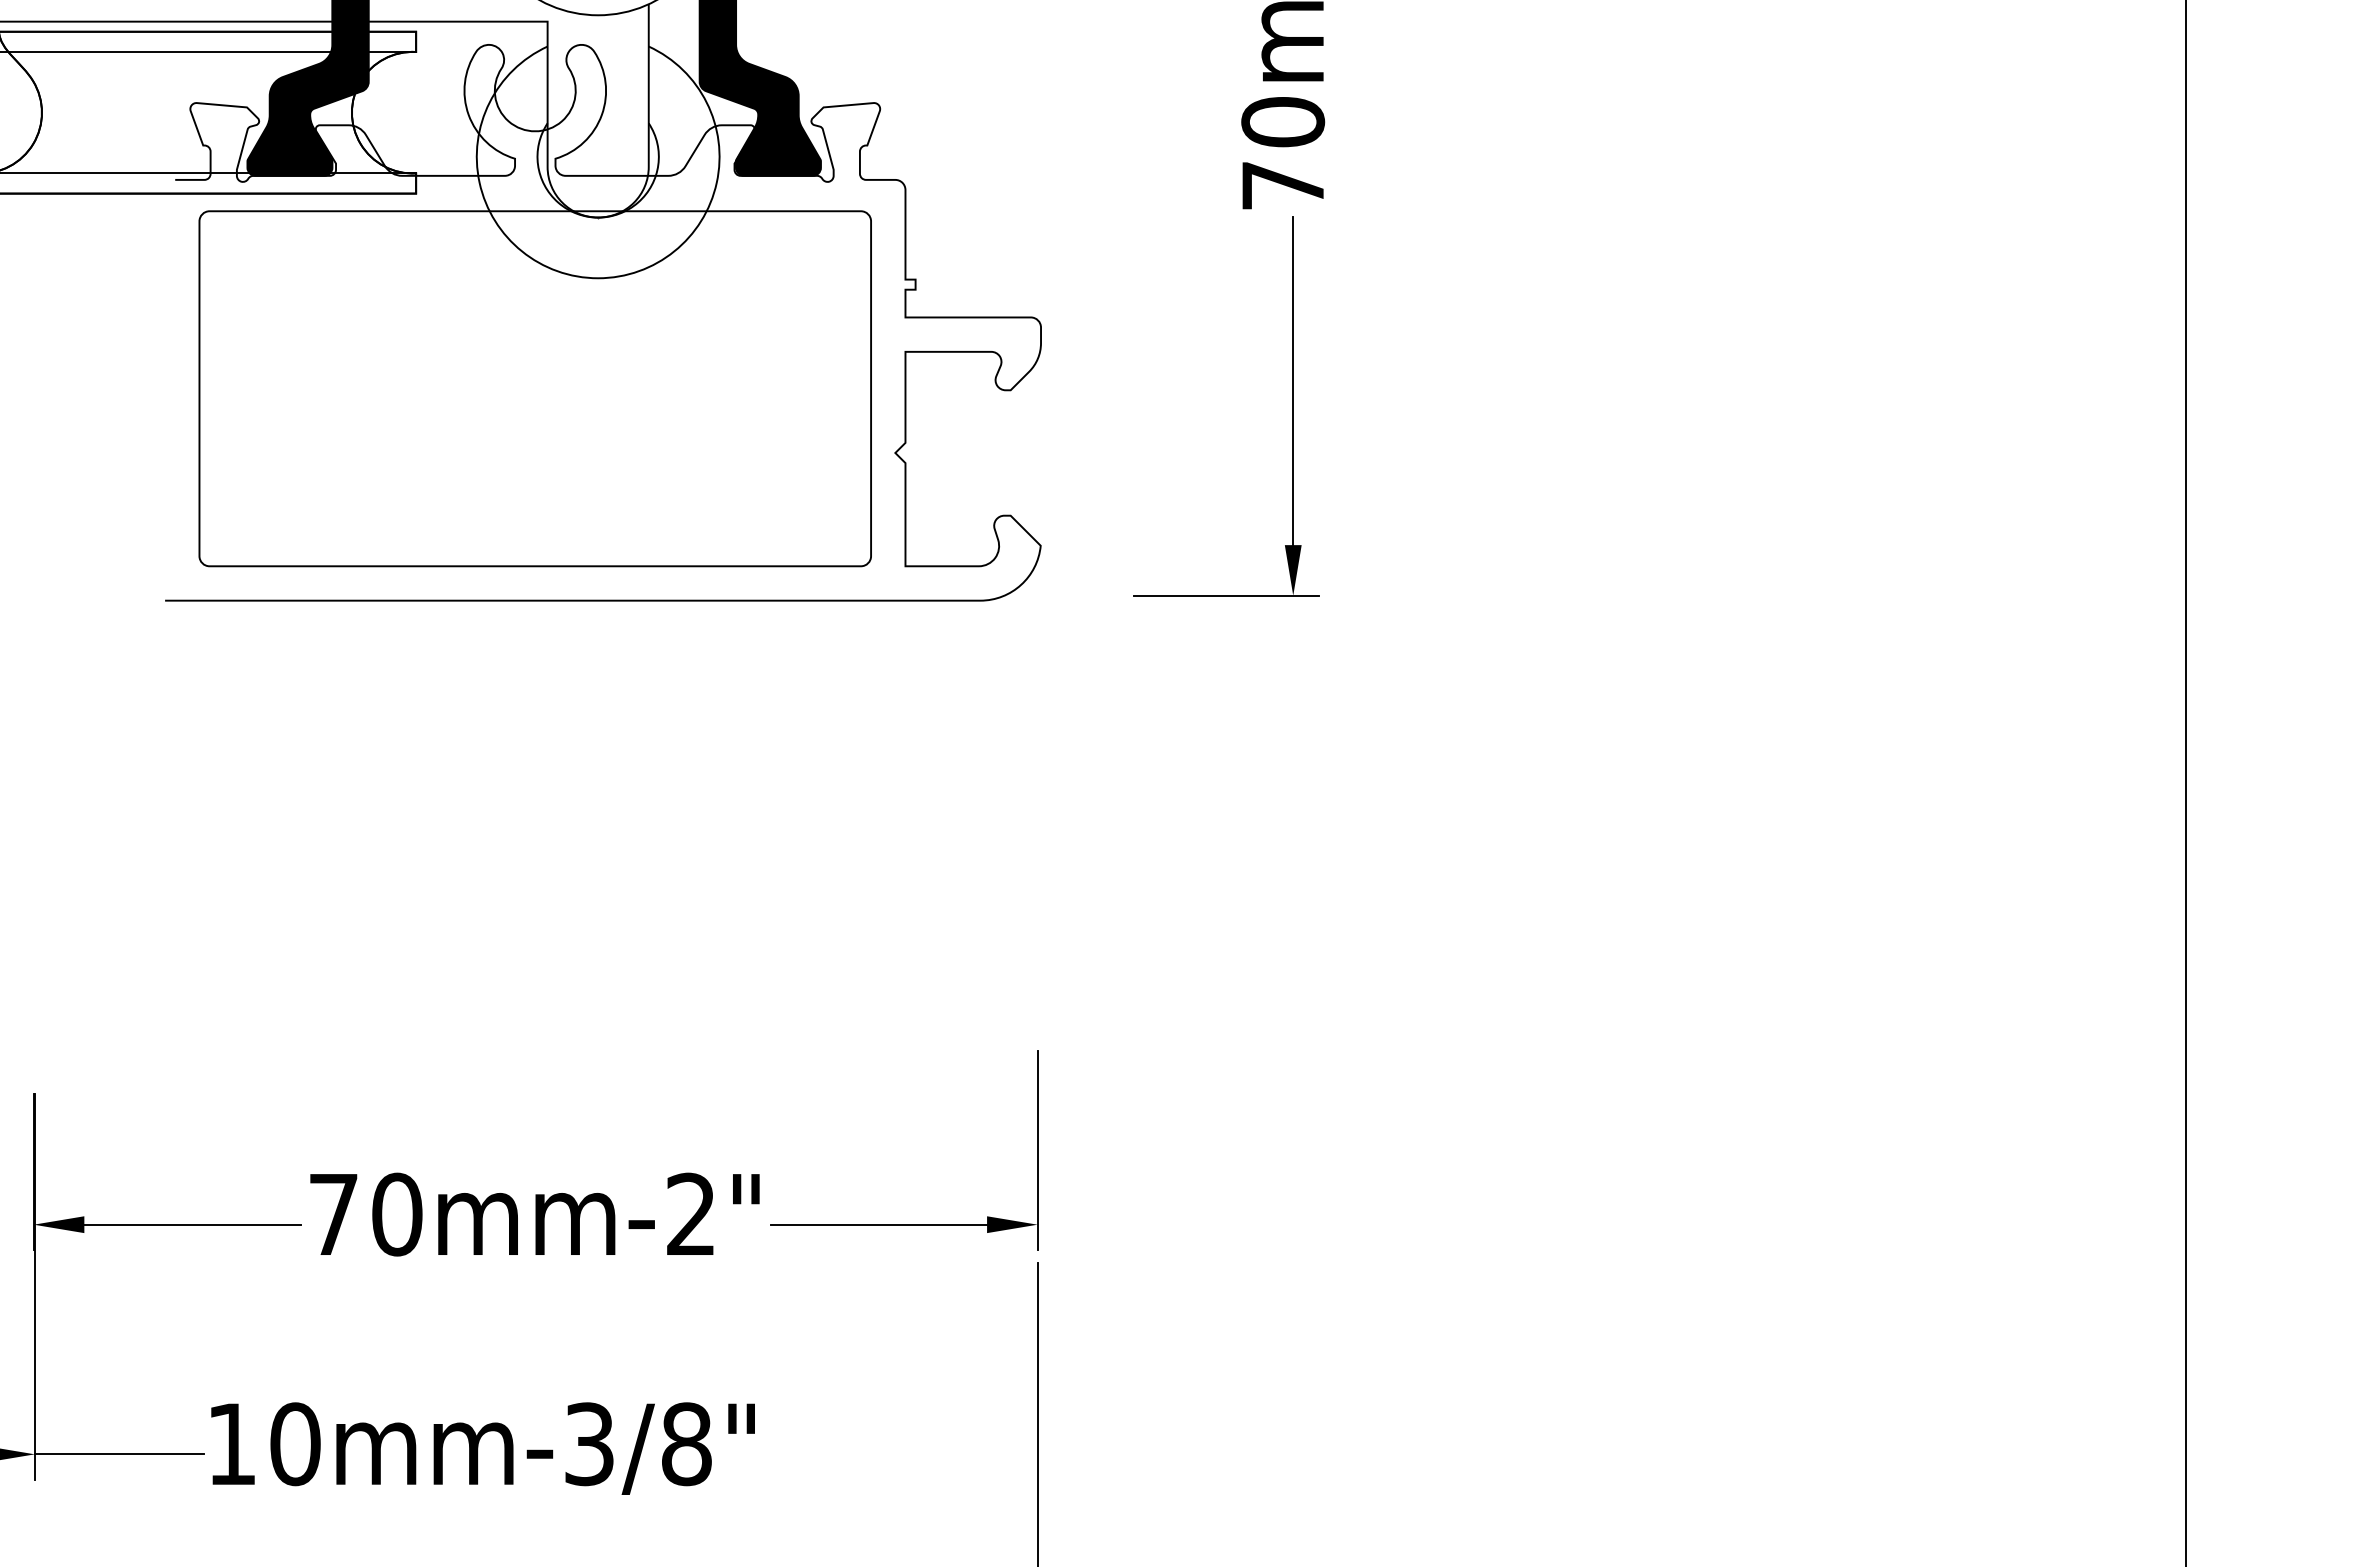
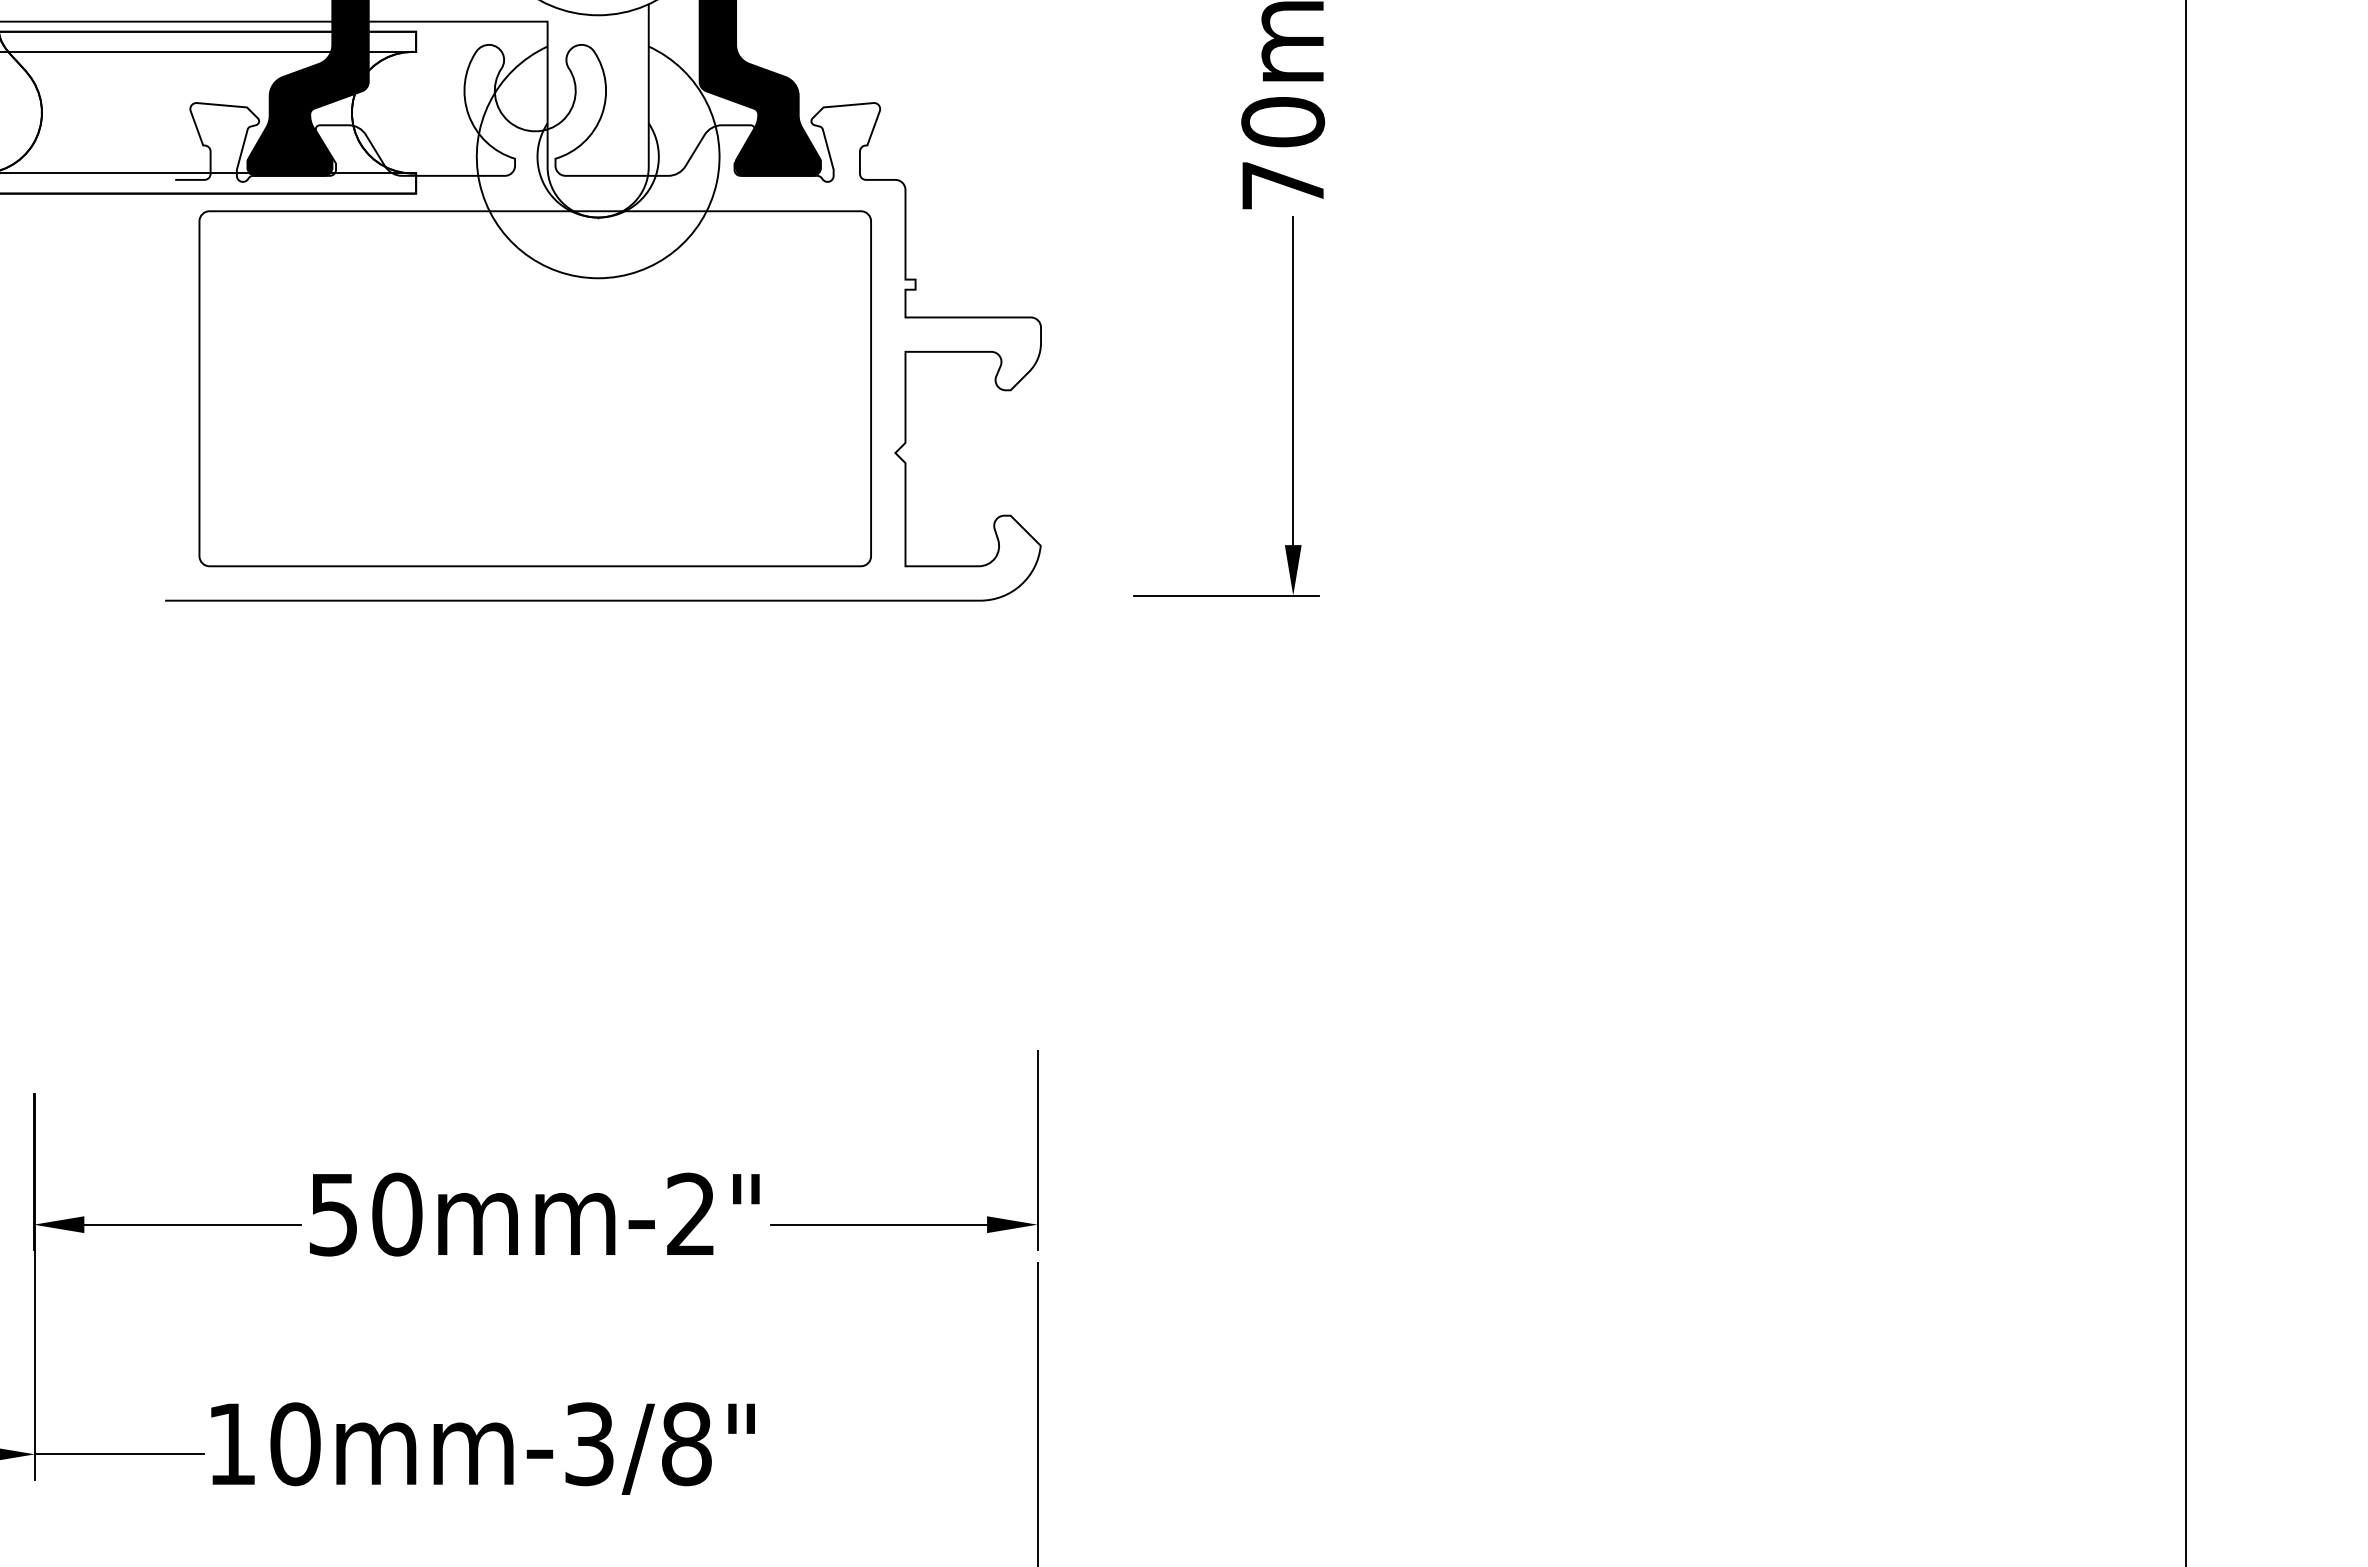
text: 70mm-2" -> 50mm-2" (333, 1215)
